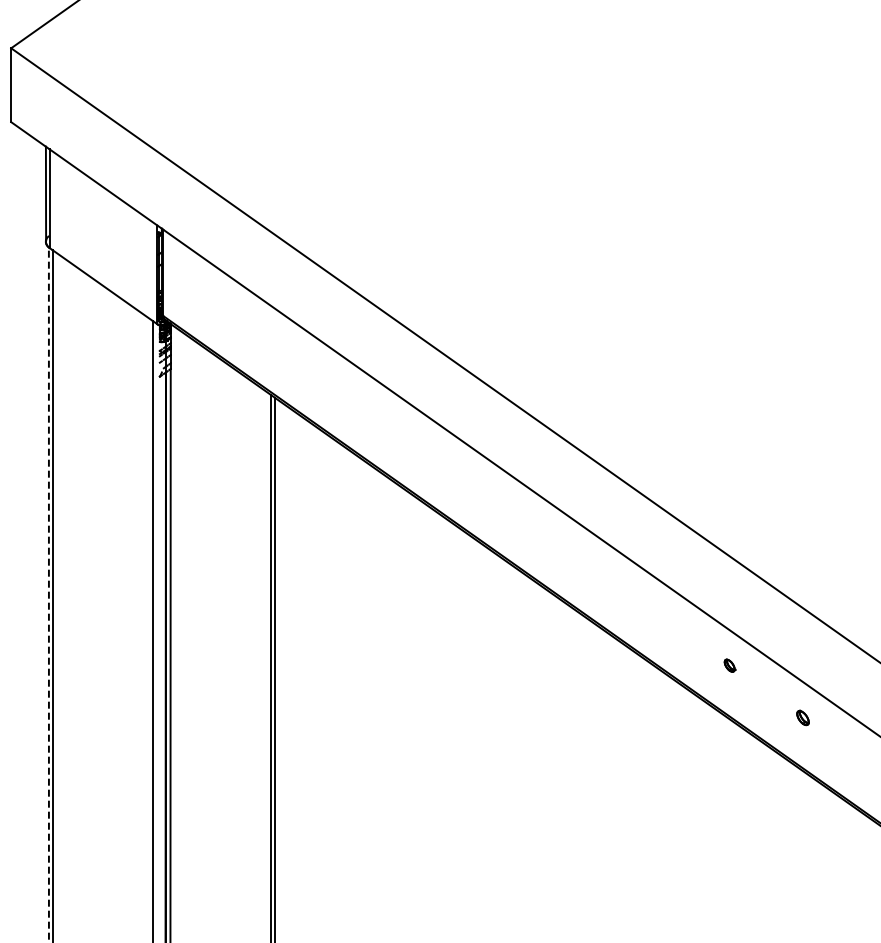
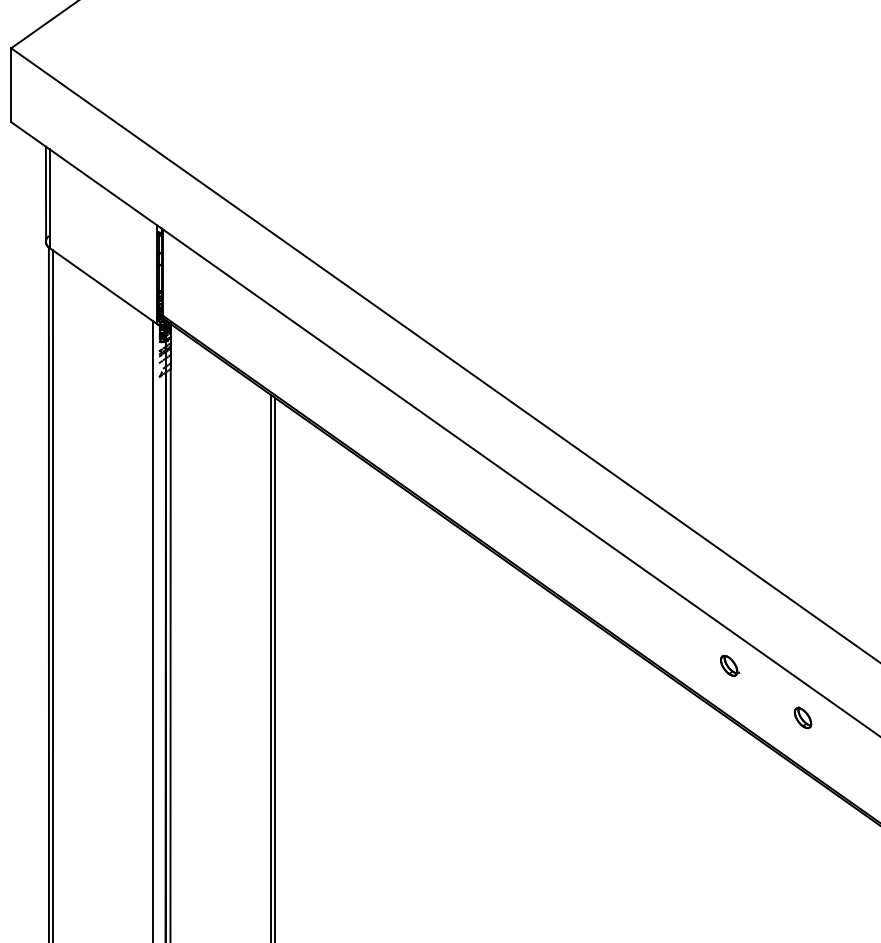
line: dashed -> solid (48, 594)
part size: 14x15 px -> 21x23 px (730, 665)
part size: 14x18 px -> 20x24 px (802, 717)
